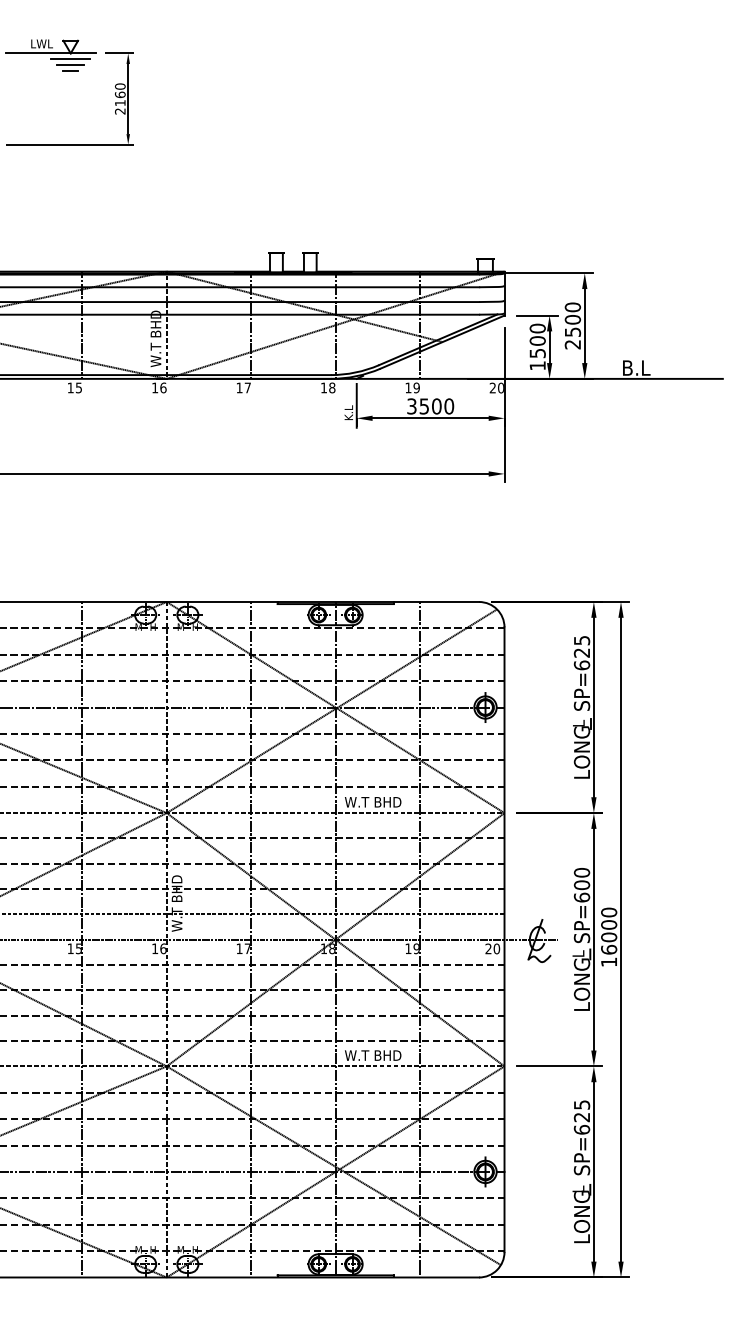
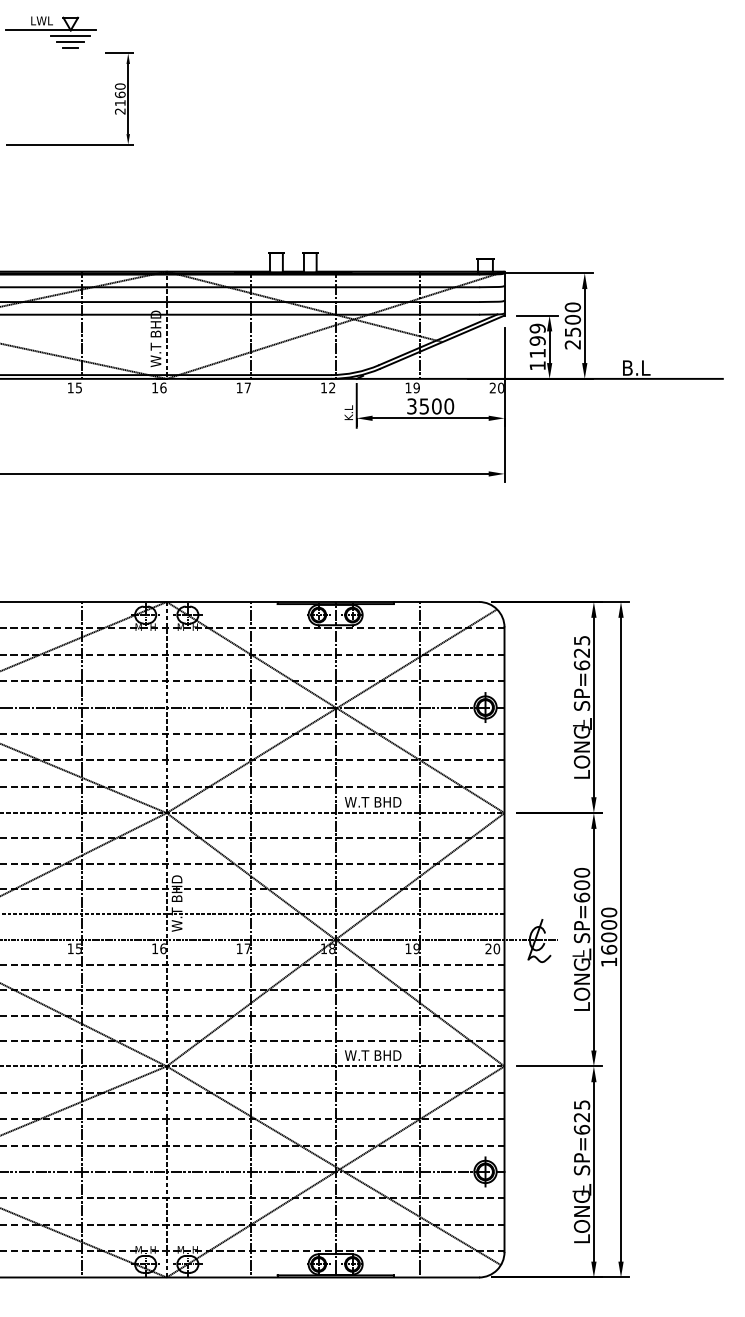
part position: (50, 55) -> (50, 32) (50, 32)
text: 1500 -> 1199 (537, 340)
text: 18 -> 12 (332, 387)
